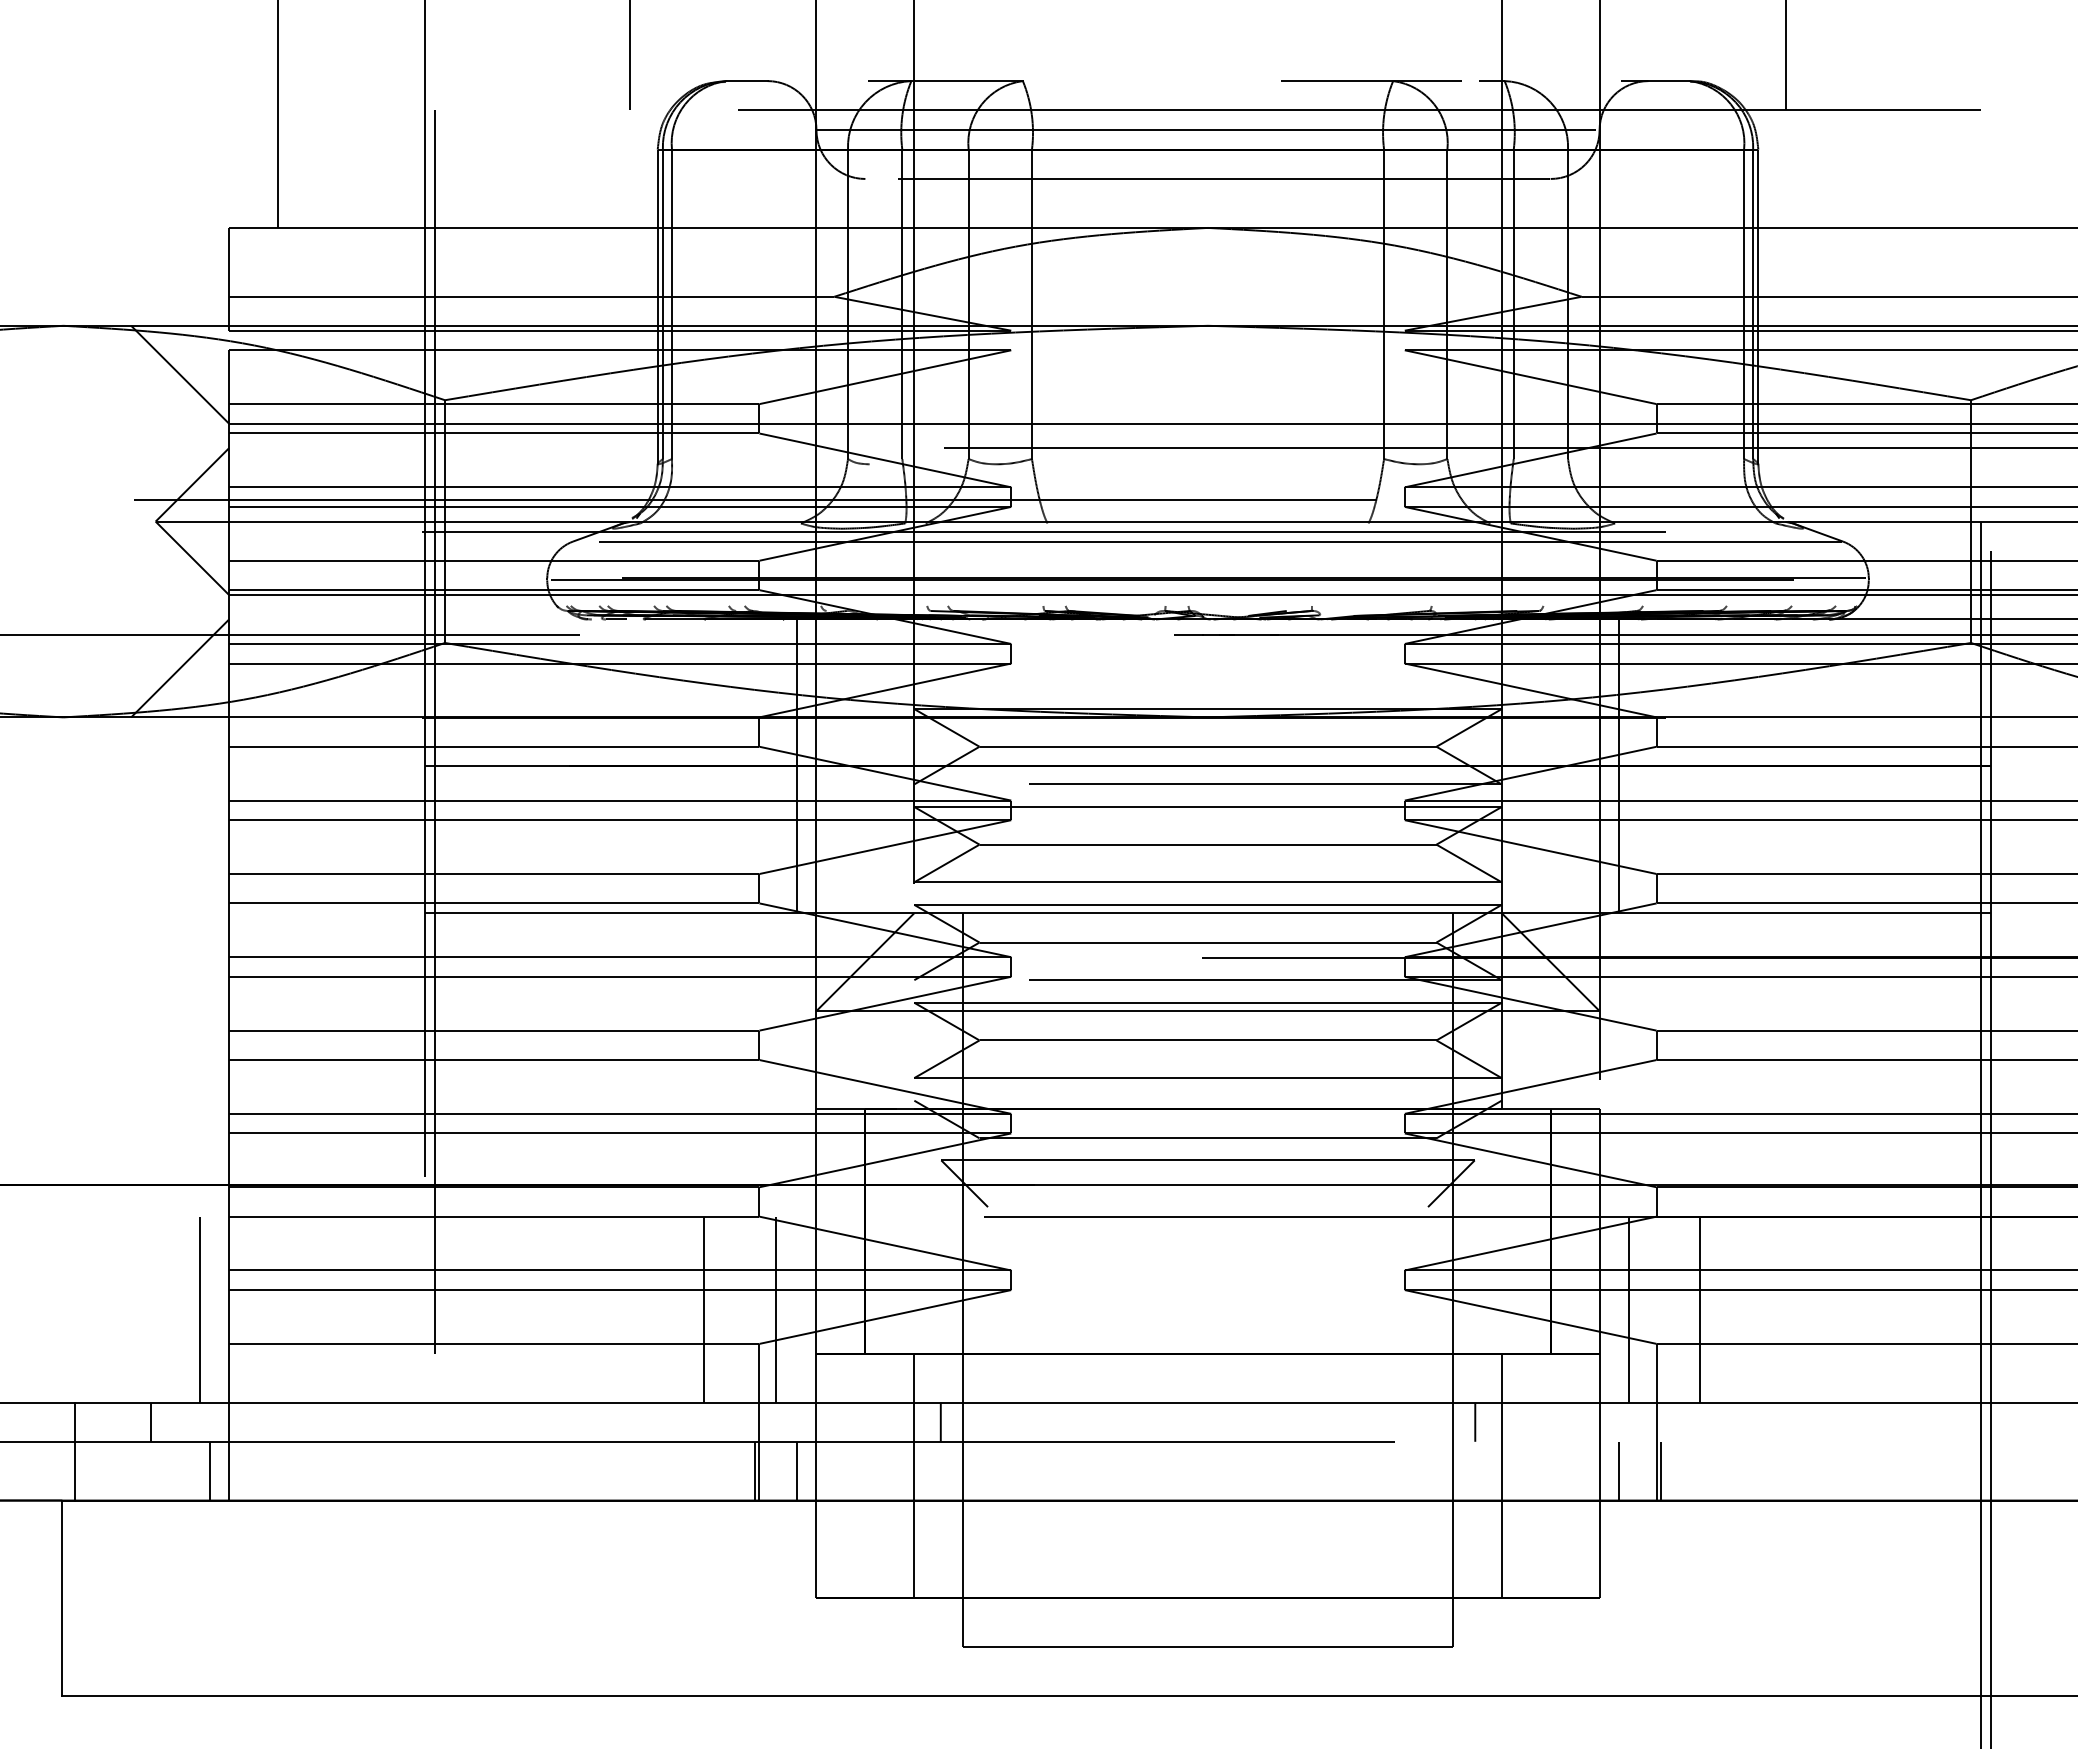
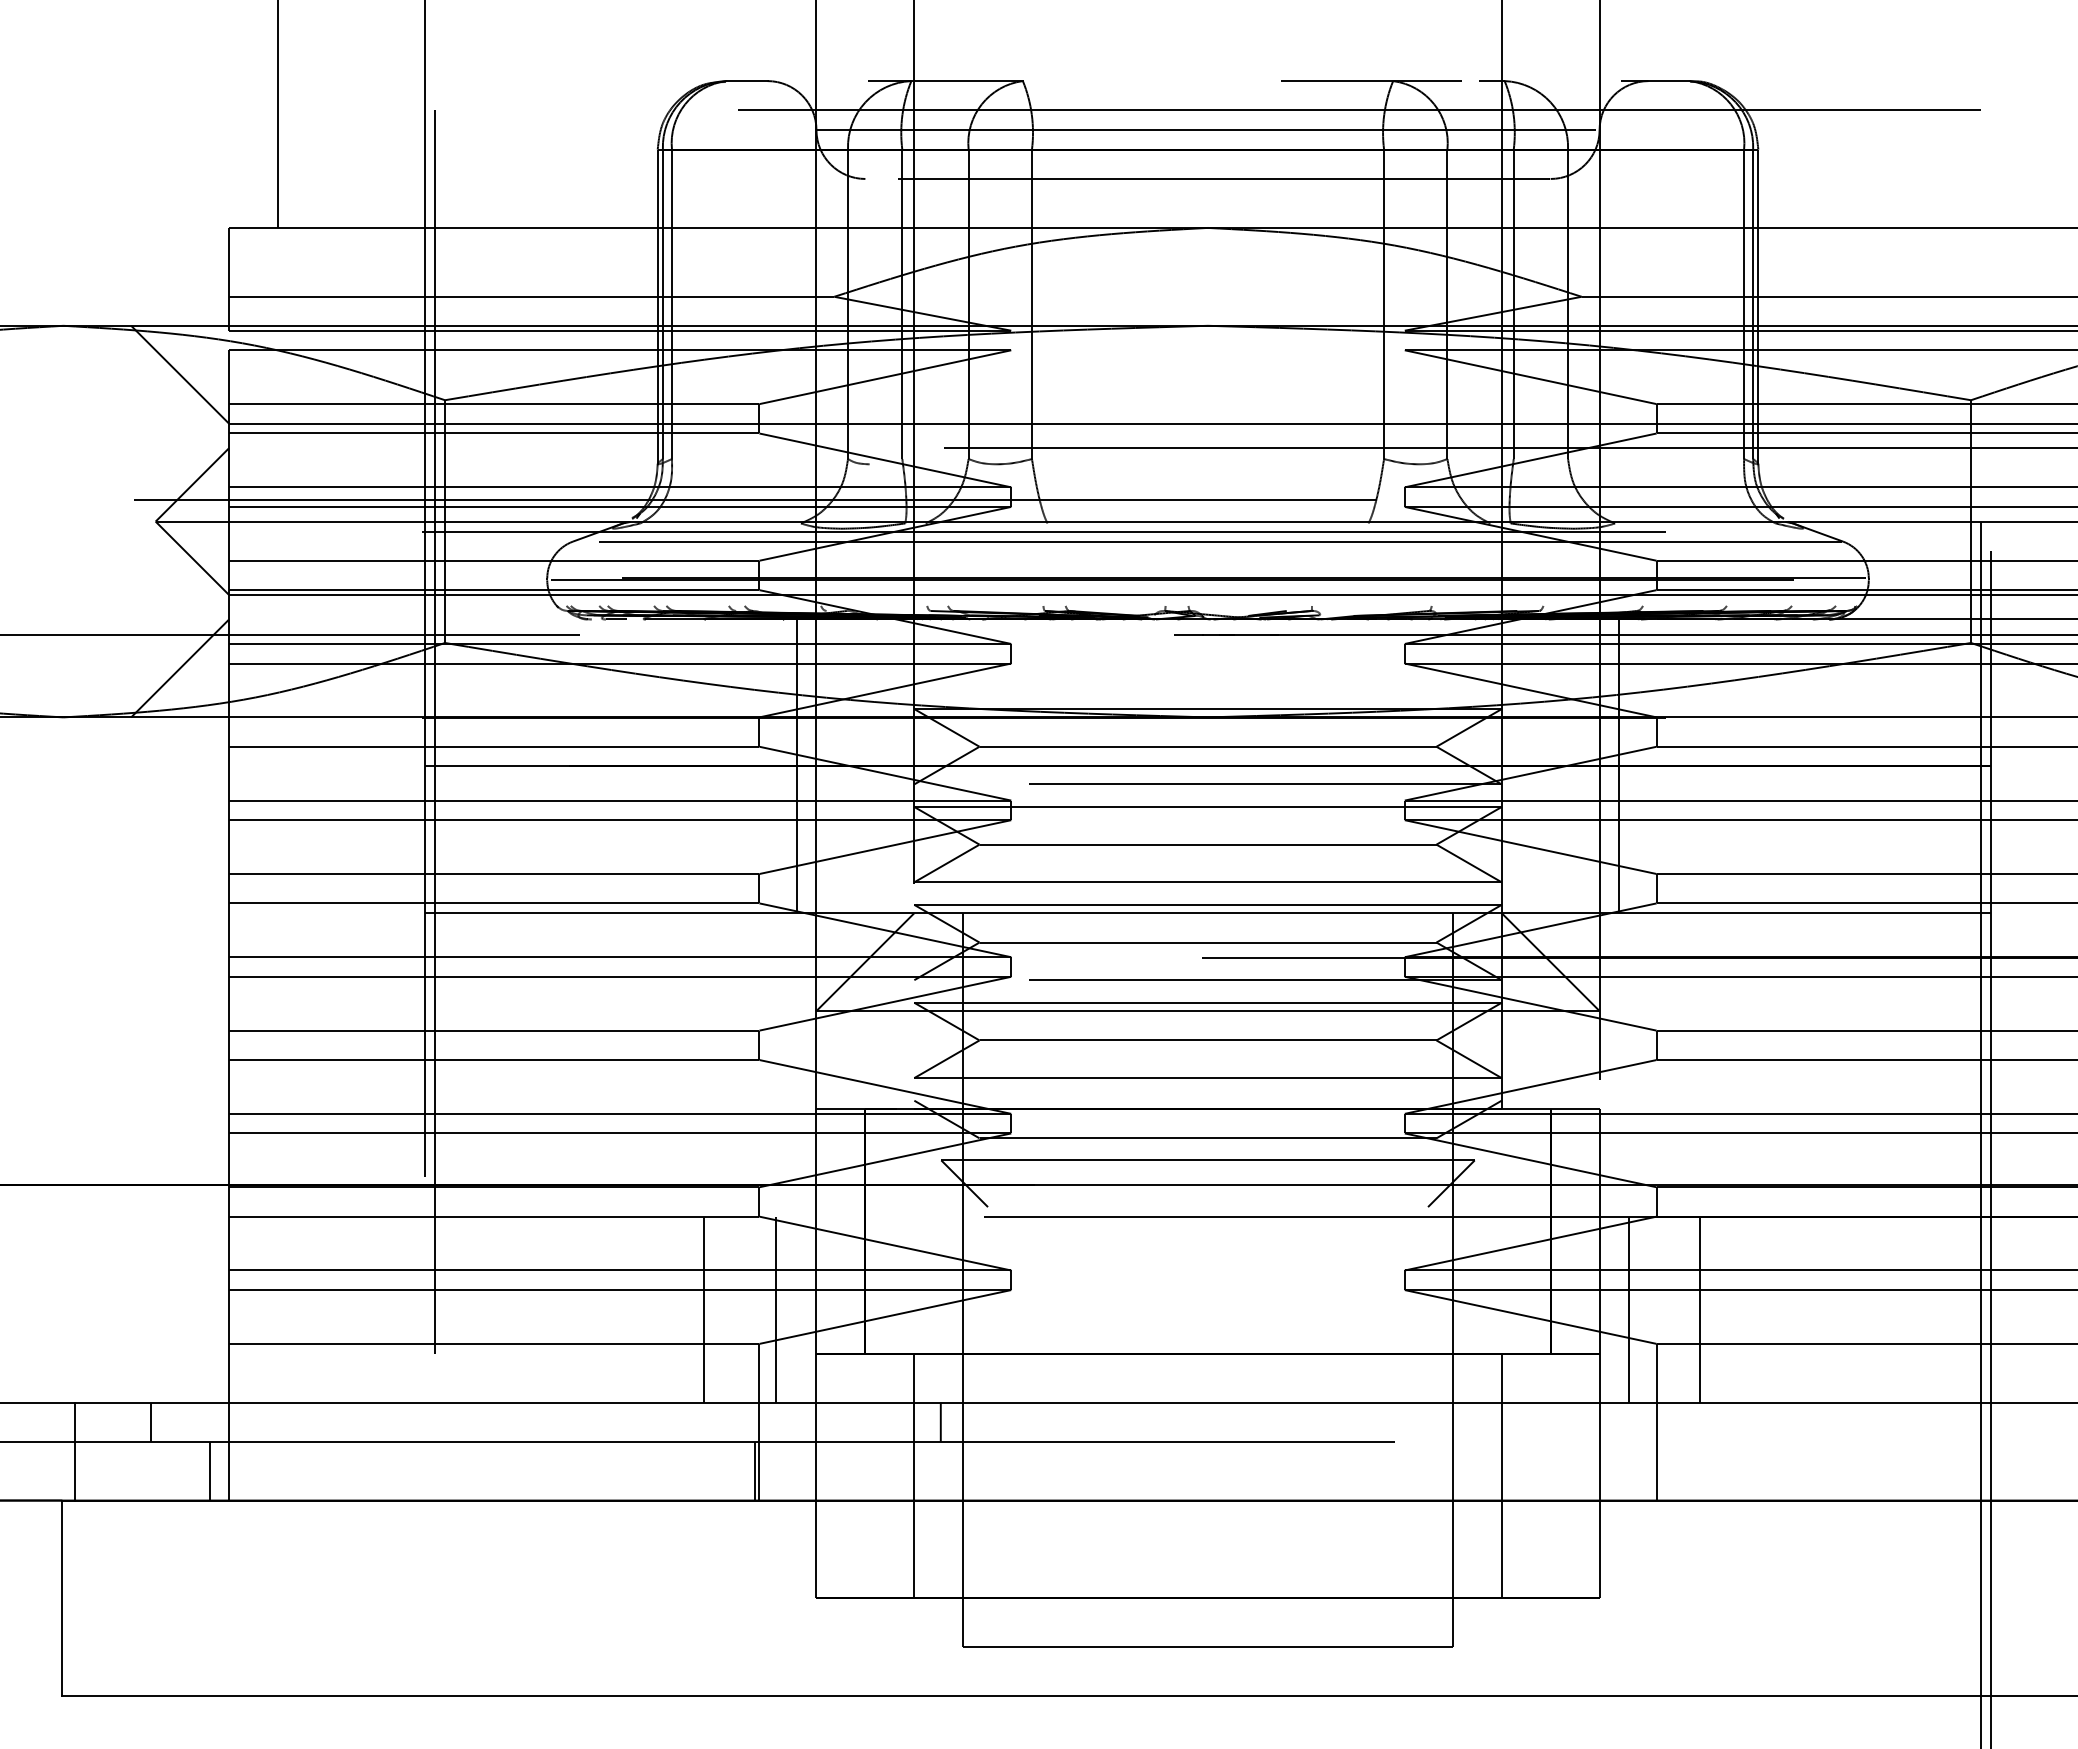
line: present -> none (630, 56)
line: present -> none (1785, 56)
line: present -> none (200, 1309)
line: present -> none (1475, 1421)
line: present -> none (796, 1470)
line: present -> none (1619, 1470)
line: present -> none (1660, 1470)
